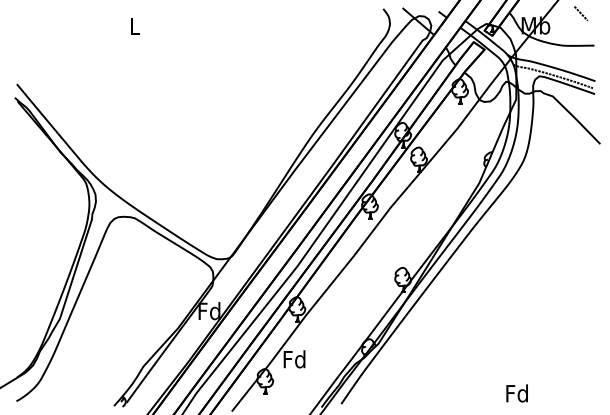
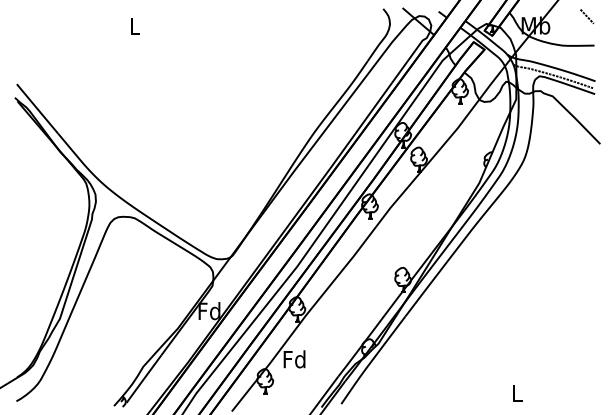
line position: (581, 13) -> (587, 16) (587, 16)
text: Fd -> L (516, 393)
